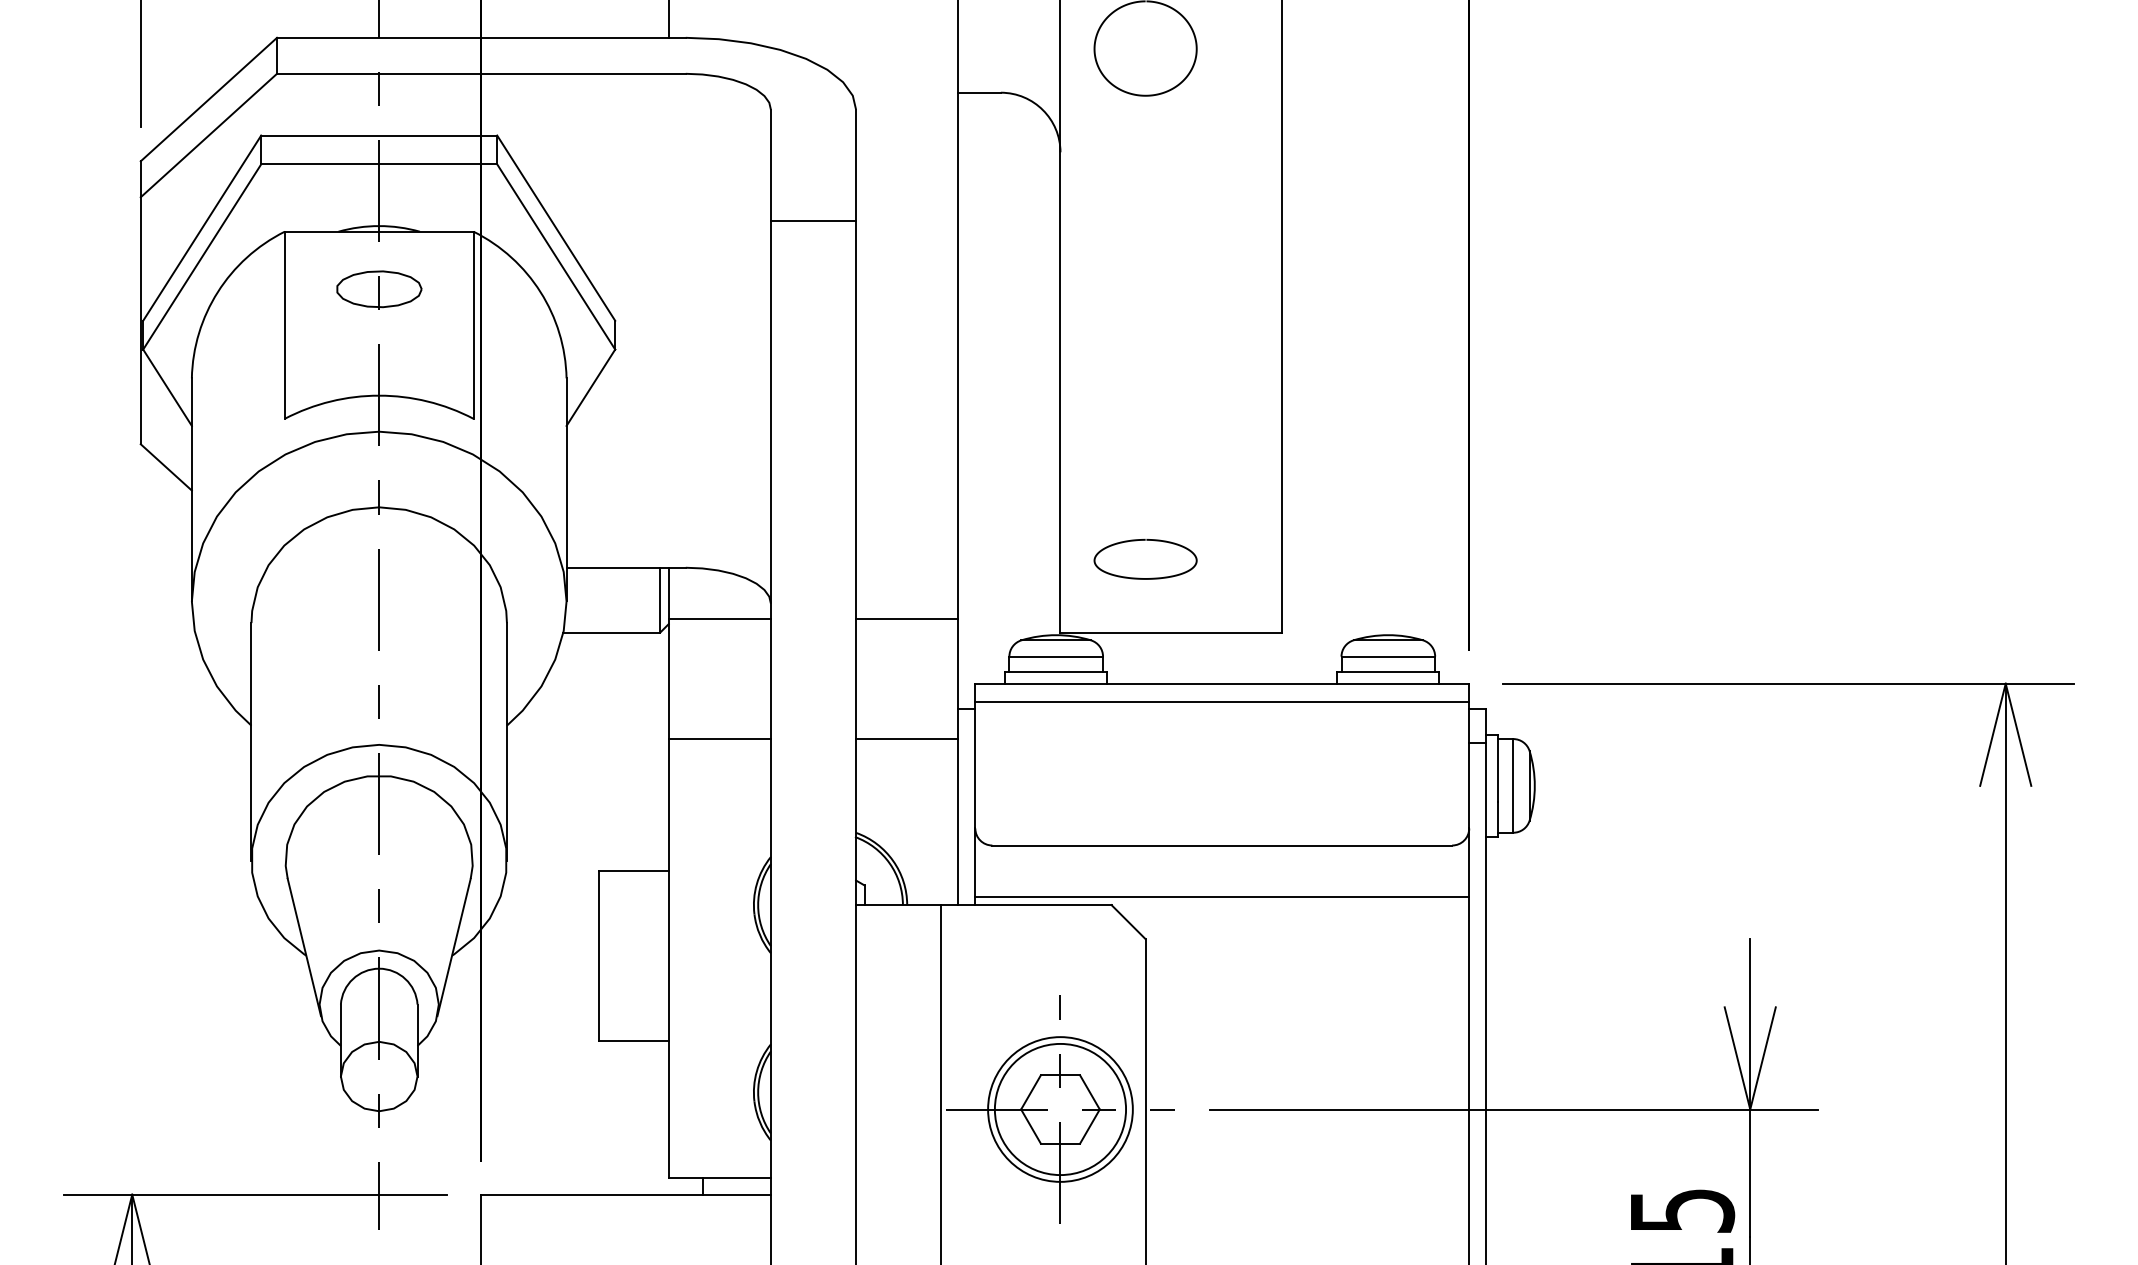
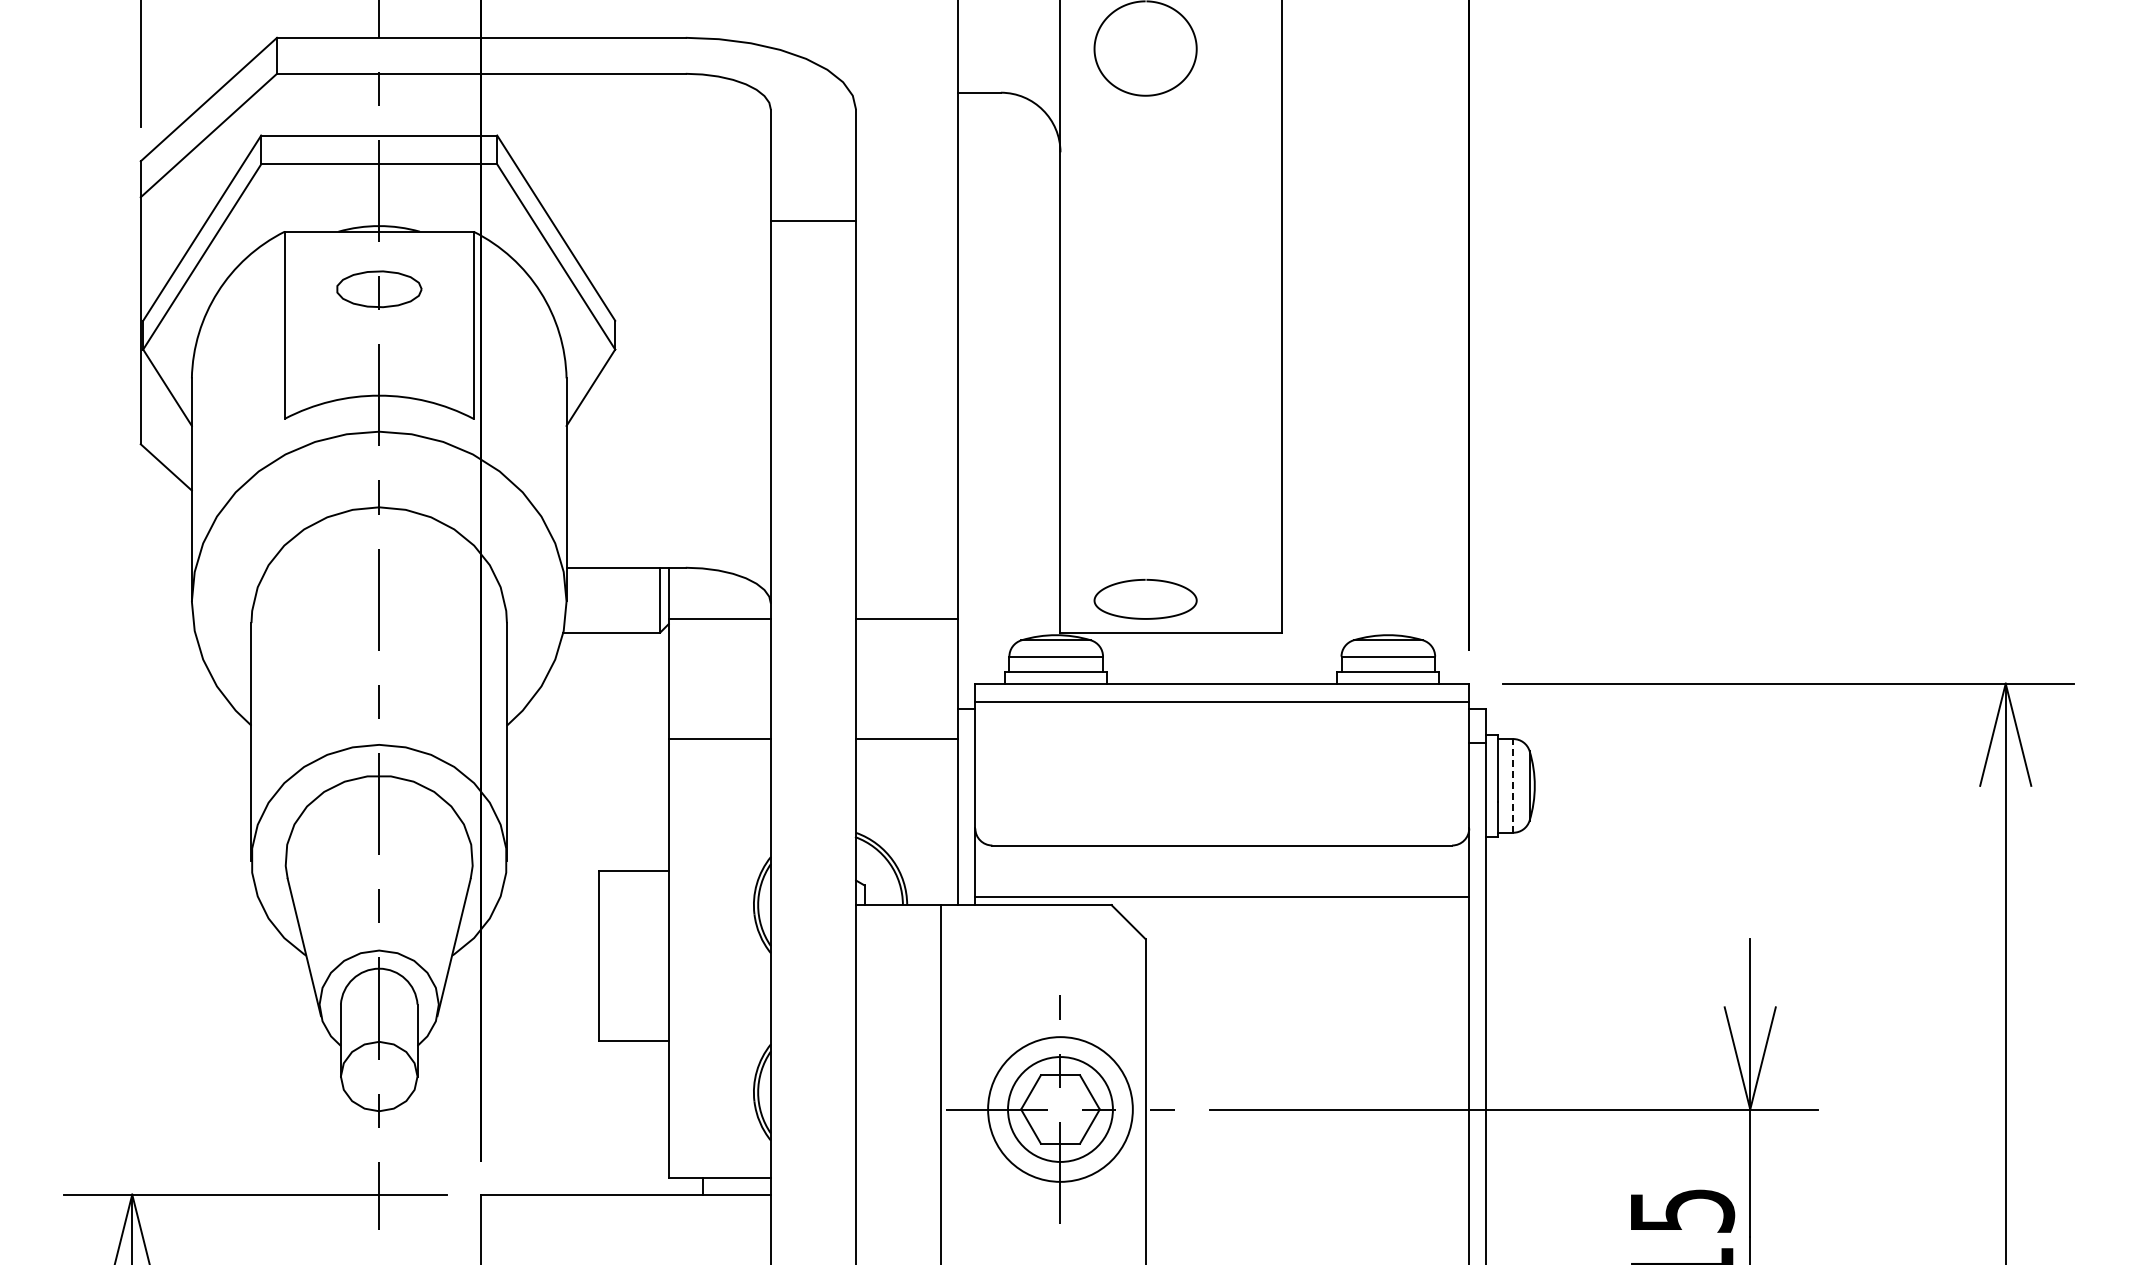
line: present -> none (668, 19)
curve position: (1139, 577) -> (1139, 617) (1139, 617)
line: solid -> dashed (1513, 785)
circle diameter: 131 px -> 105 px (1060, 1109)
